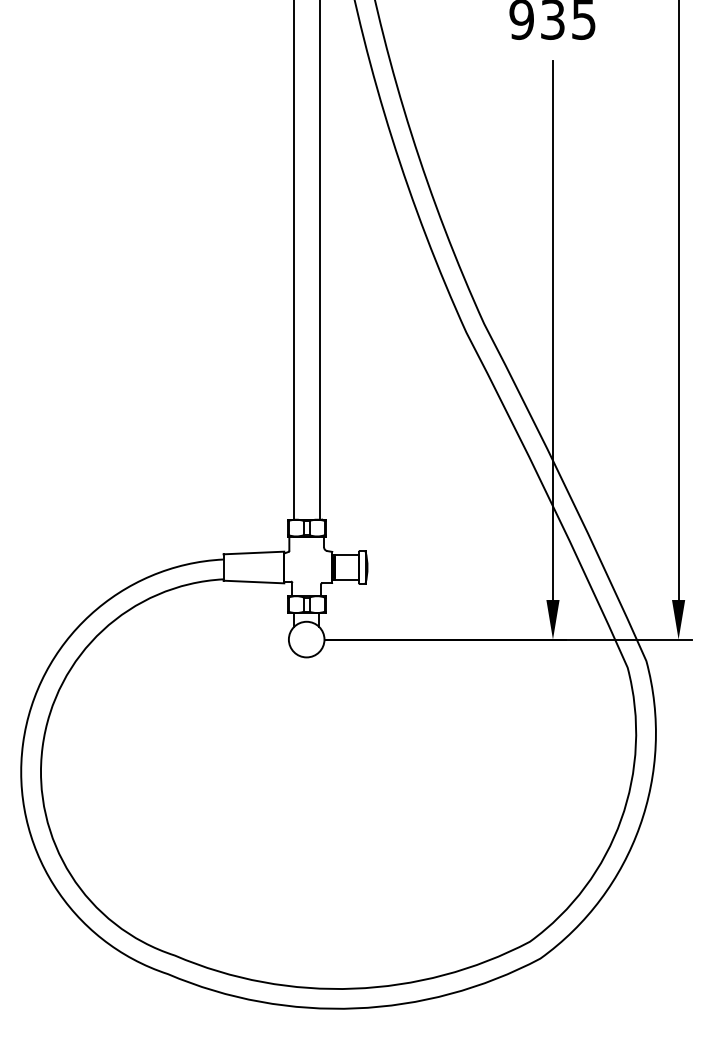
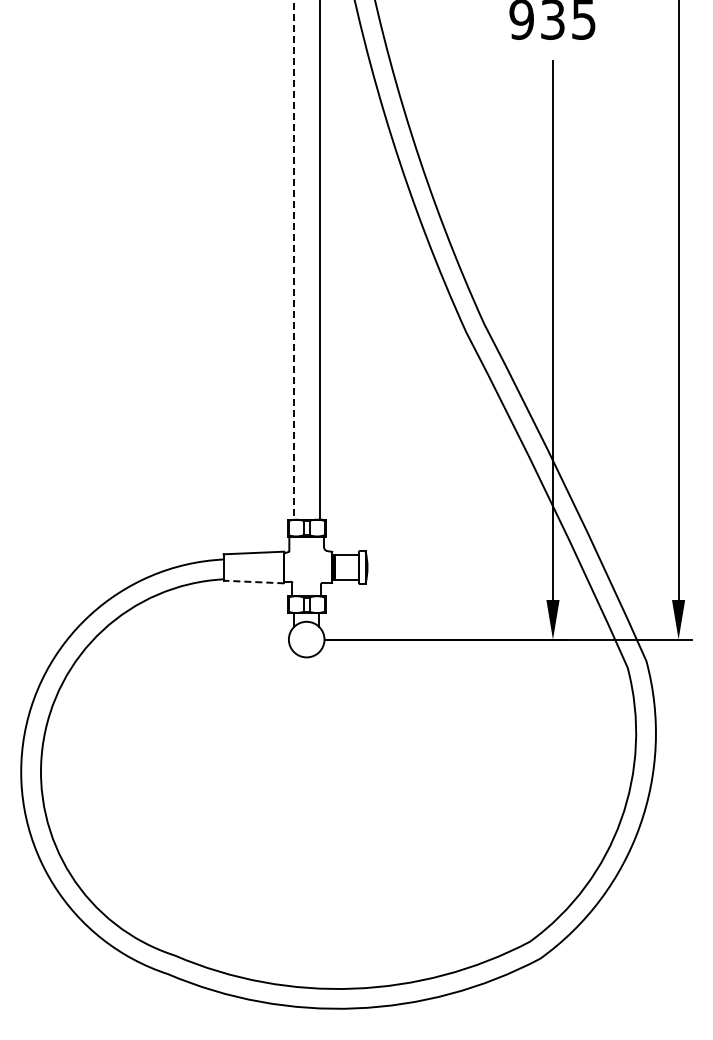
line: solid -> dashed (293, 260)
line: solid -> dashed (253, 582)
